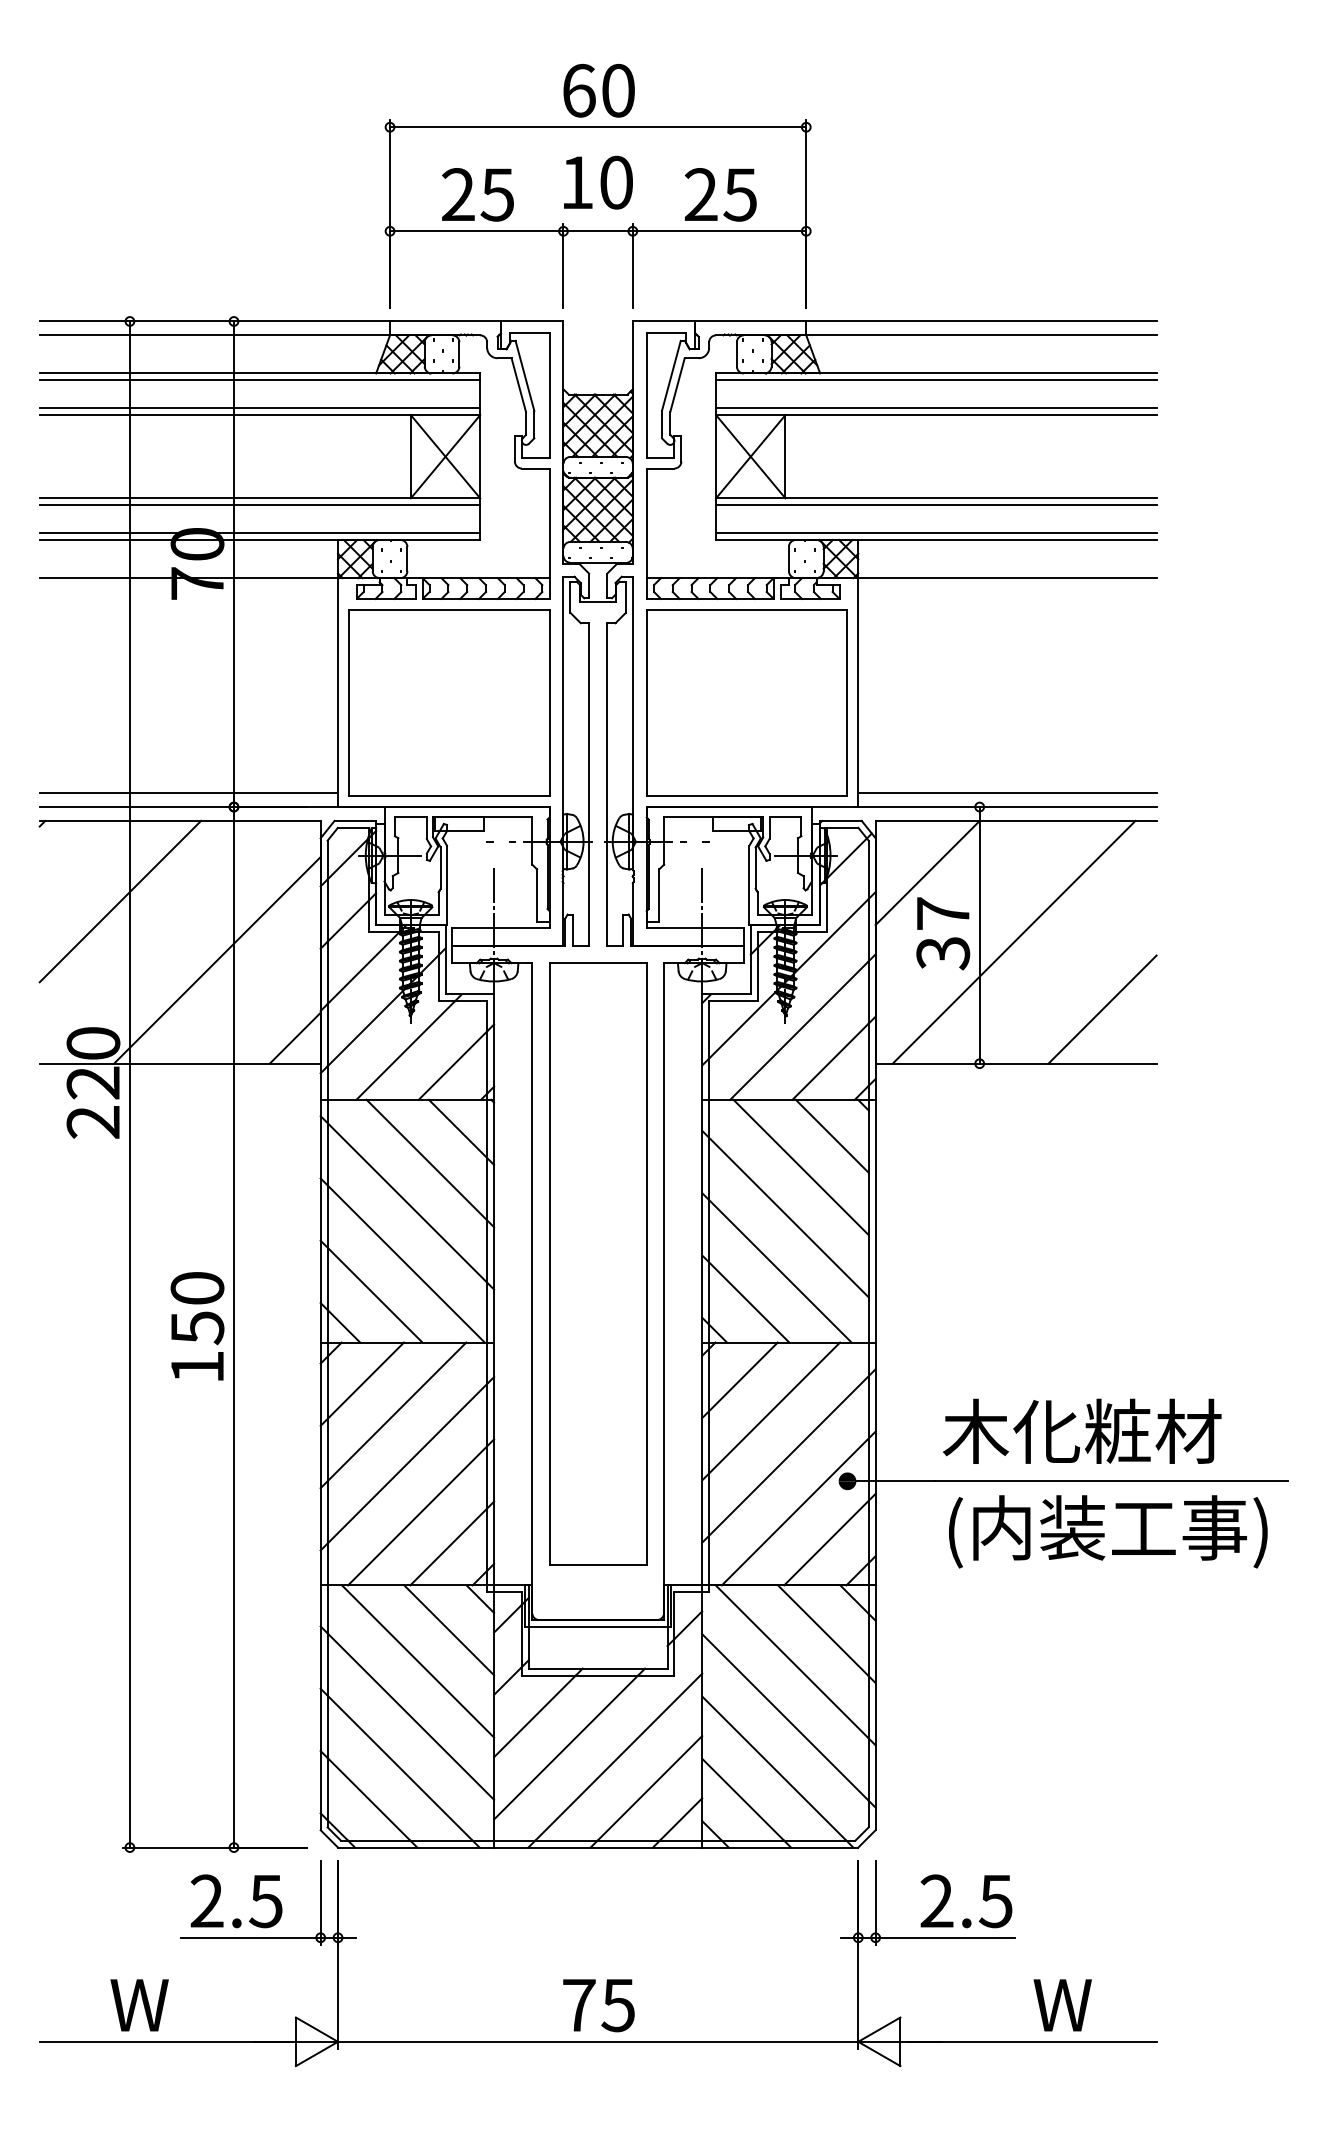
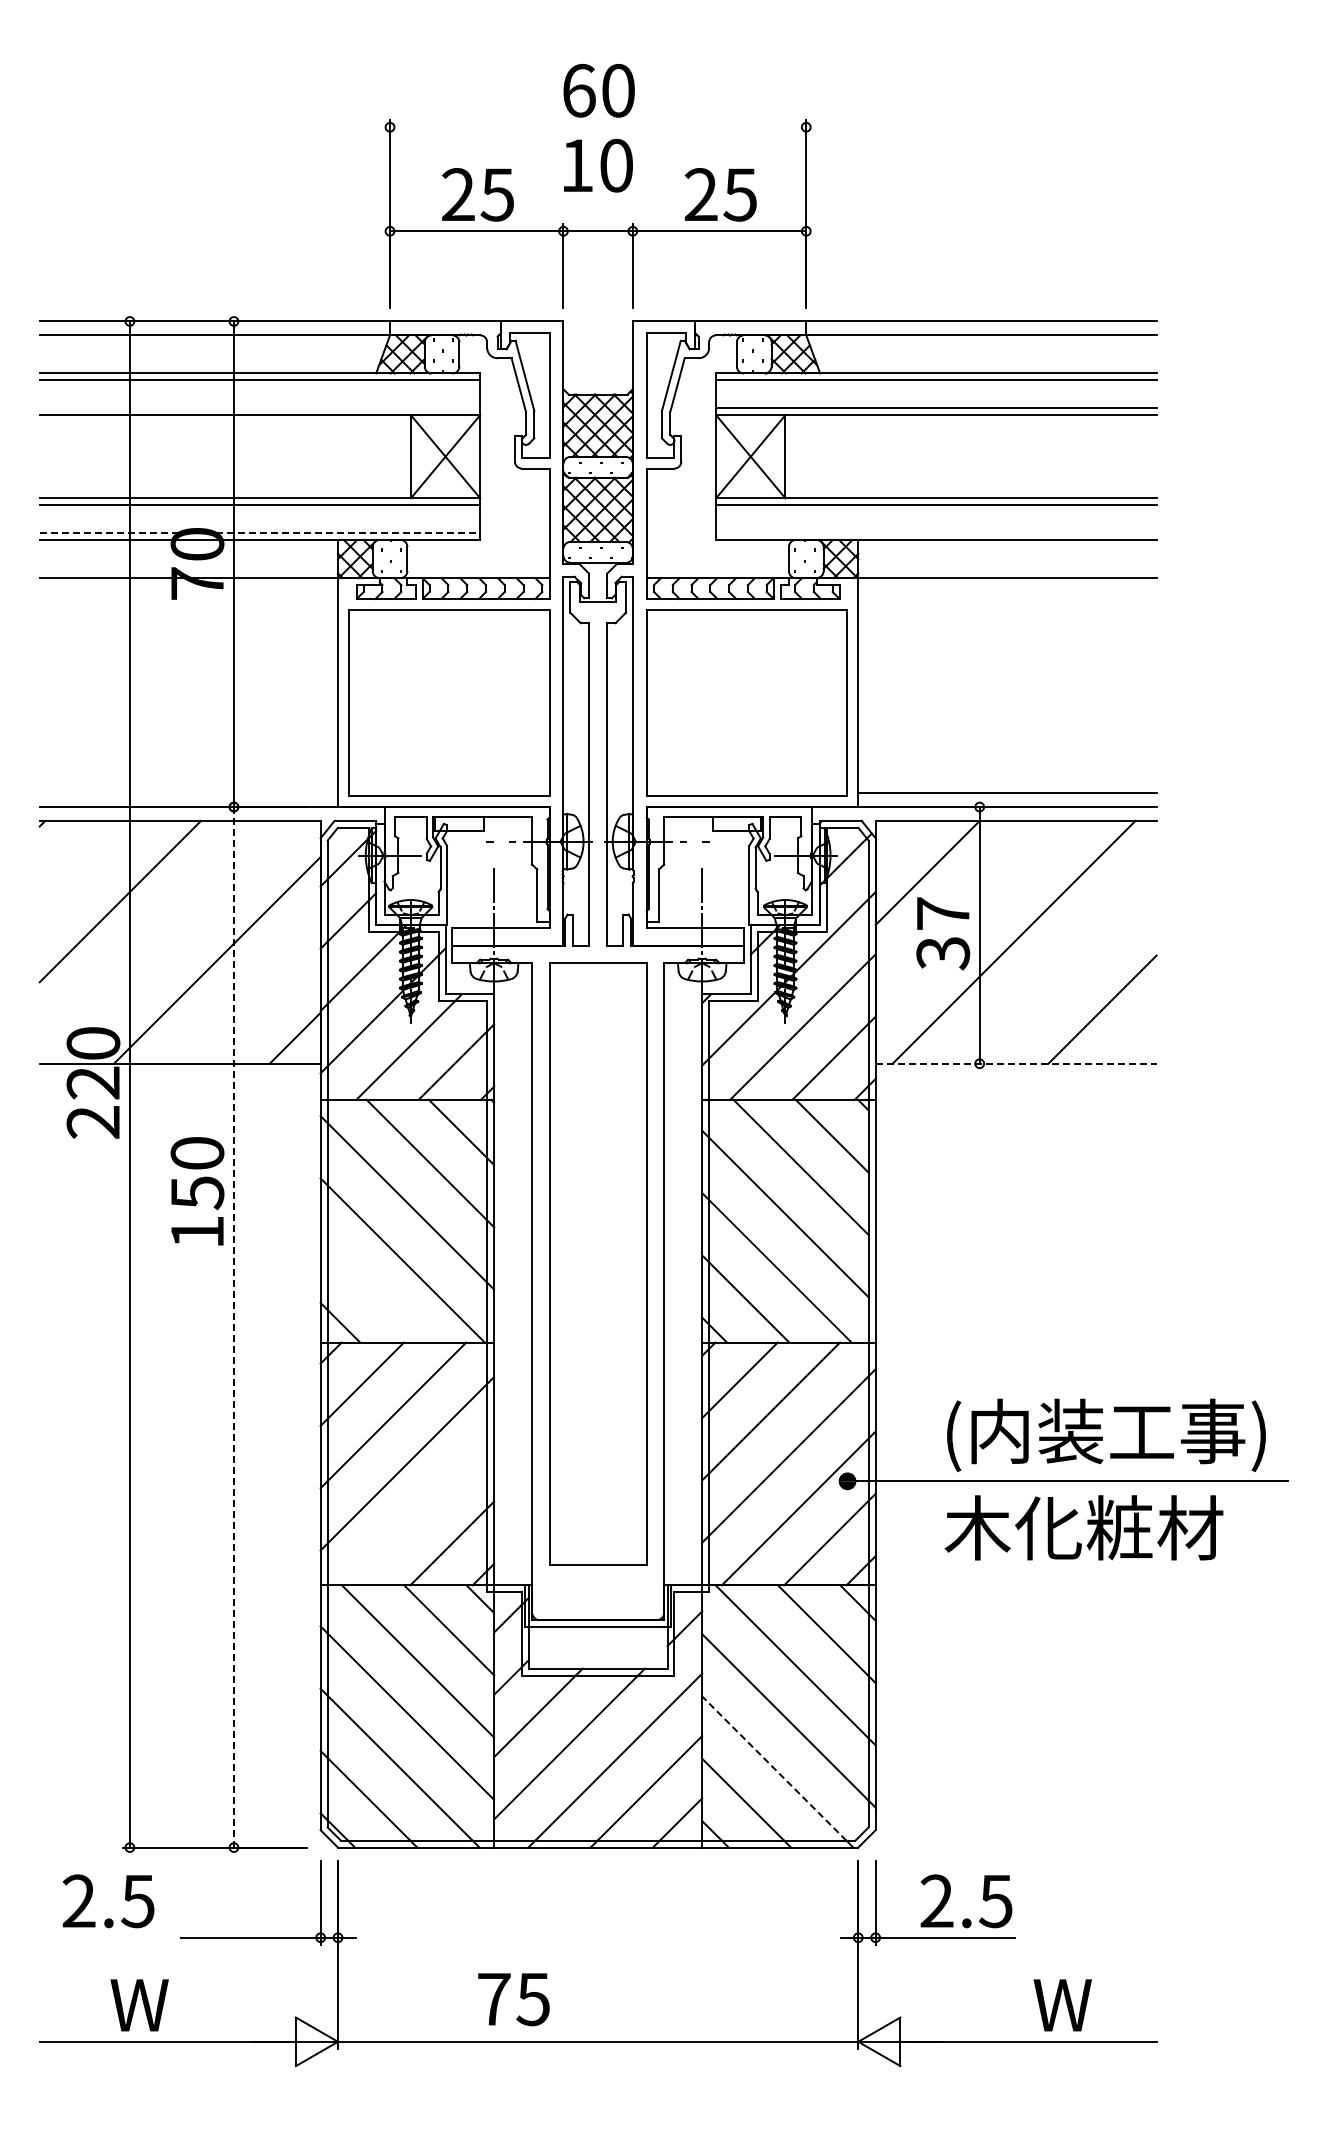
line: present -> none (598, 127)
text position: (598, 182) -> (598, 165) (598, 165)
line: present -> none (259, 408)
line: solid -> dashed (260, 533)
line: present -> none (936, 533)
line: present -> none (188, 793)
line: solid -> dashed (1016, 1063)
line: present -> none (371, 1291)
text position: (197, 1326) -> (197, 1191) (197, 1191)
line: solid -> dashed (233, 1327)
text: 木化粧材 -> (内装工事) (1104, 1435)
line: present -> none (421, 1512)
text: (内装工事) -> 木化粧材 (1105, 1531)
line: solid -> dashed (774, 1768)
text position: (236, 1901) -> (108, 1901) (108, 1901)
text position: (598, 2005) -> (513, 1999) (513, 1999)
